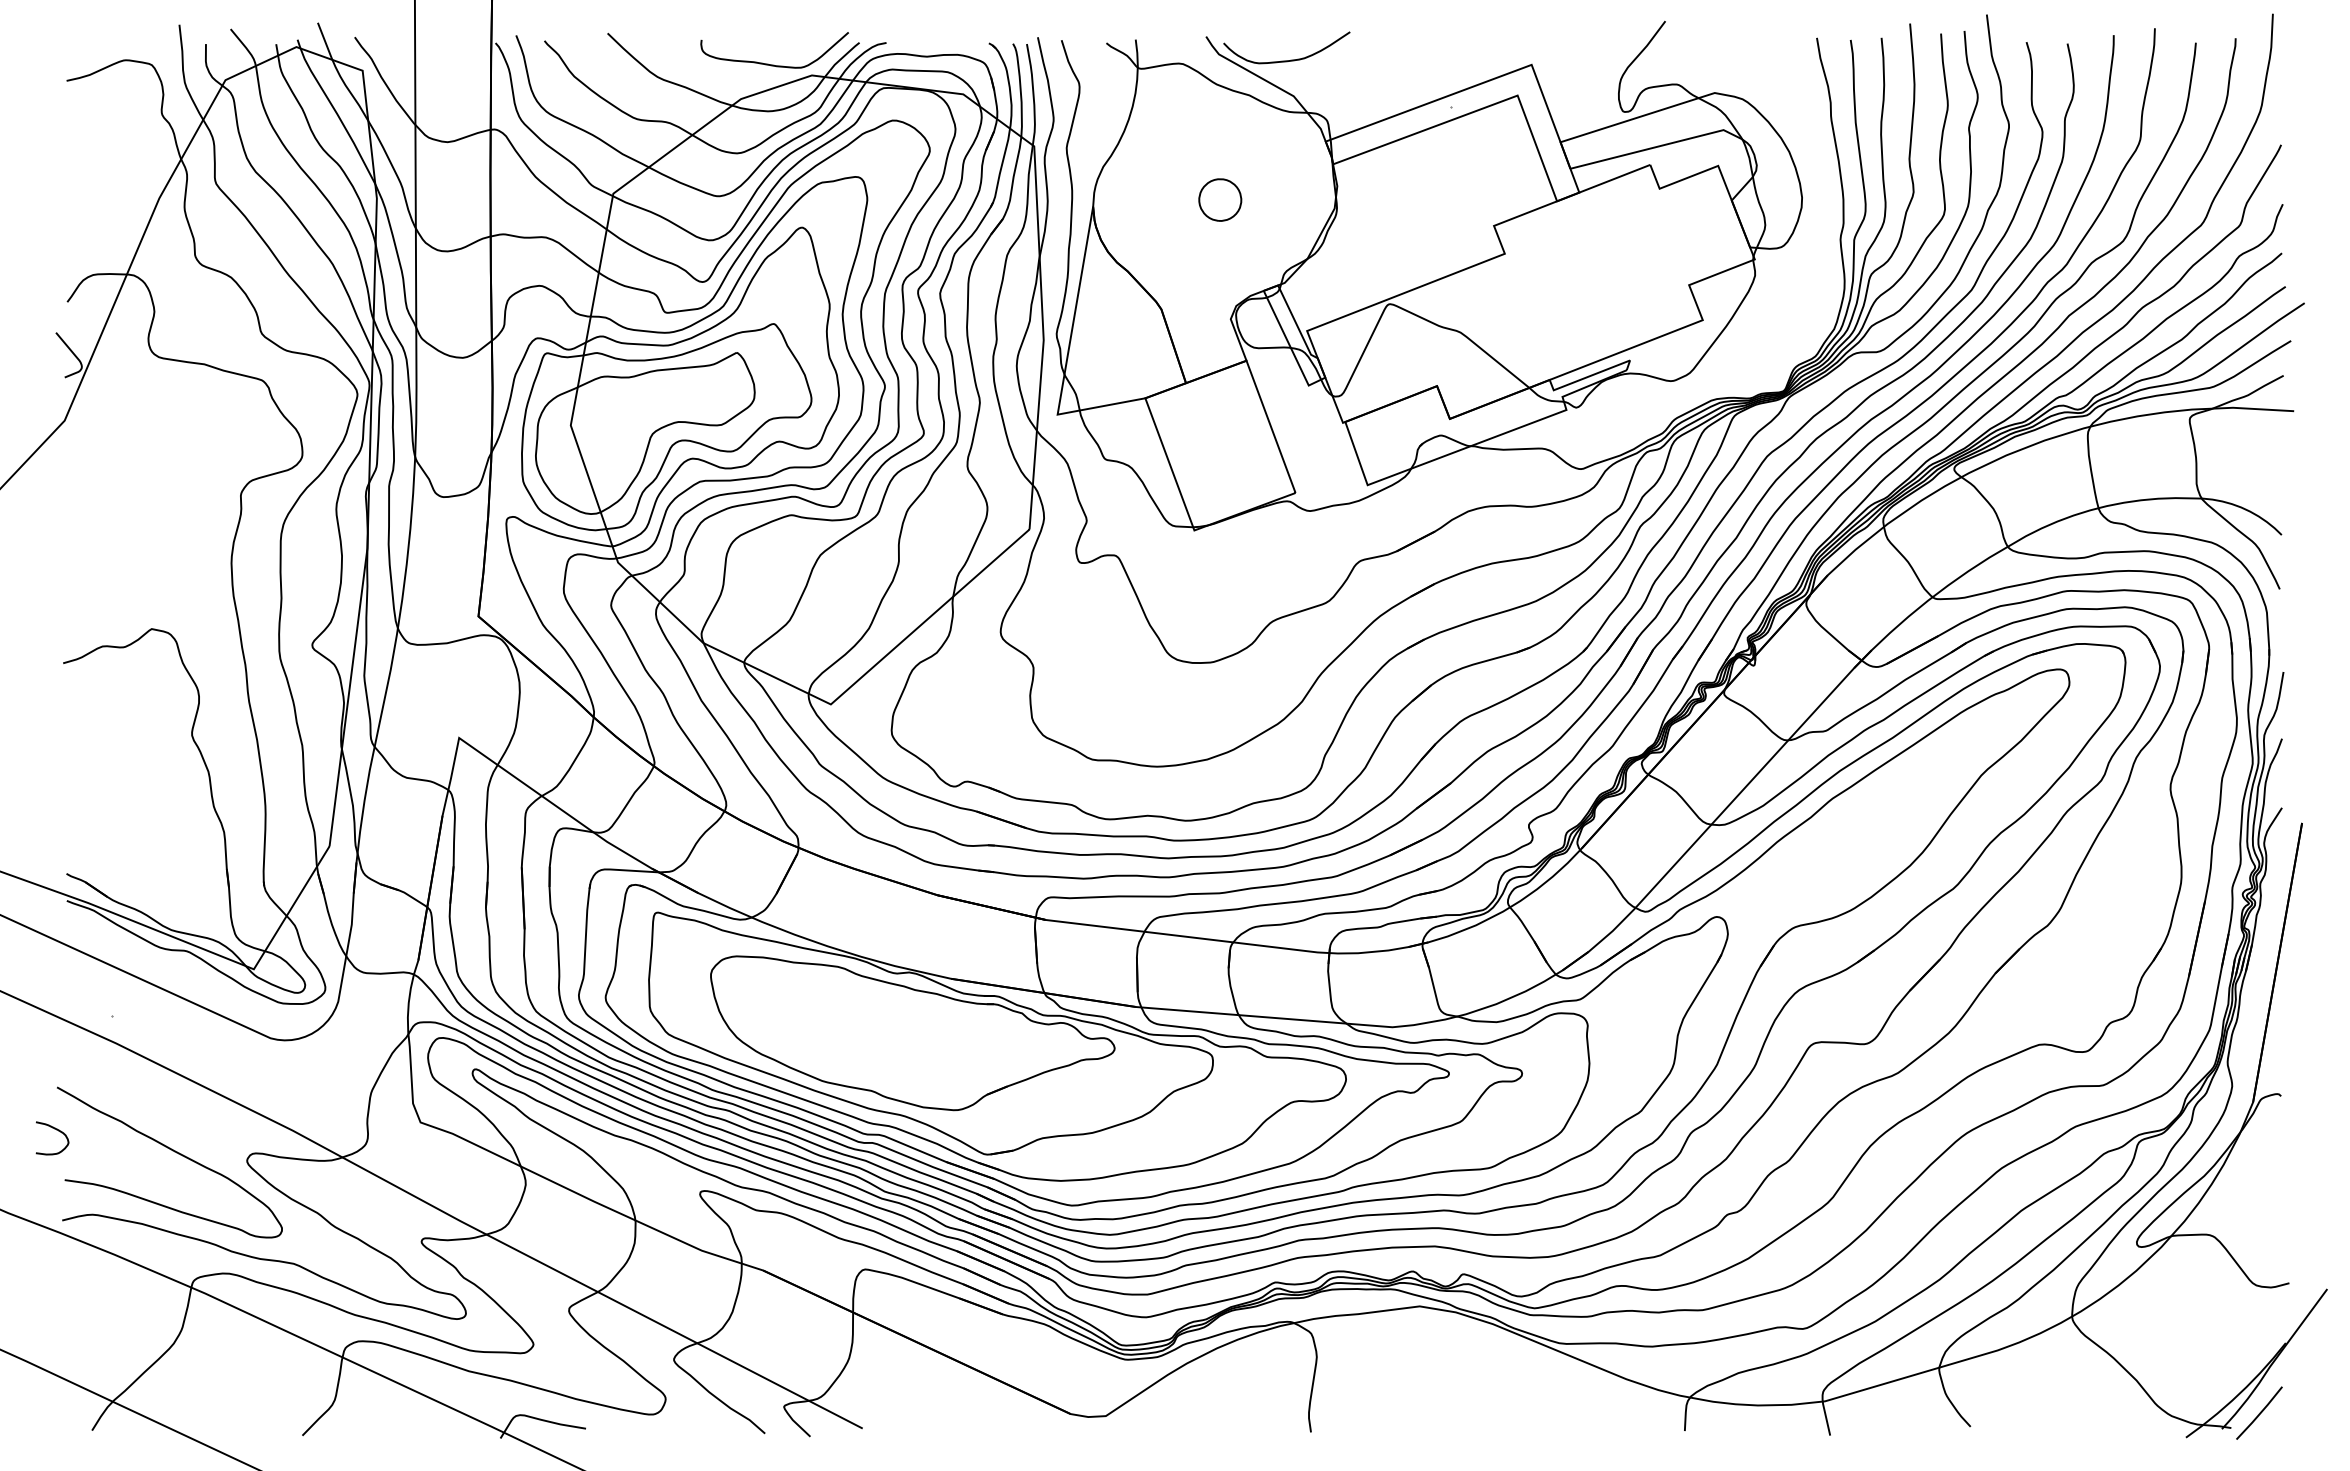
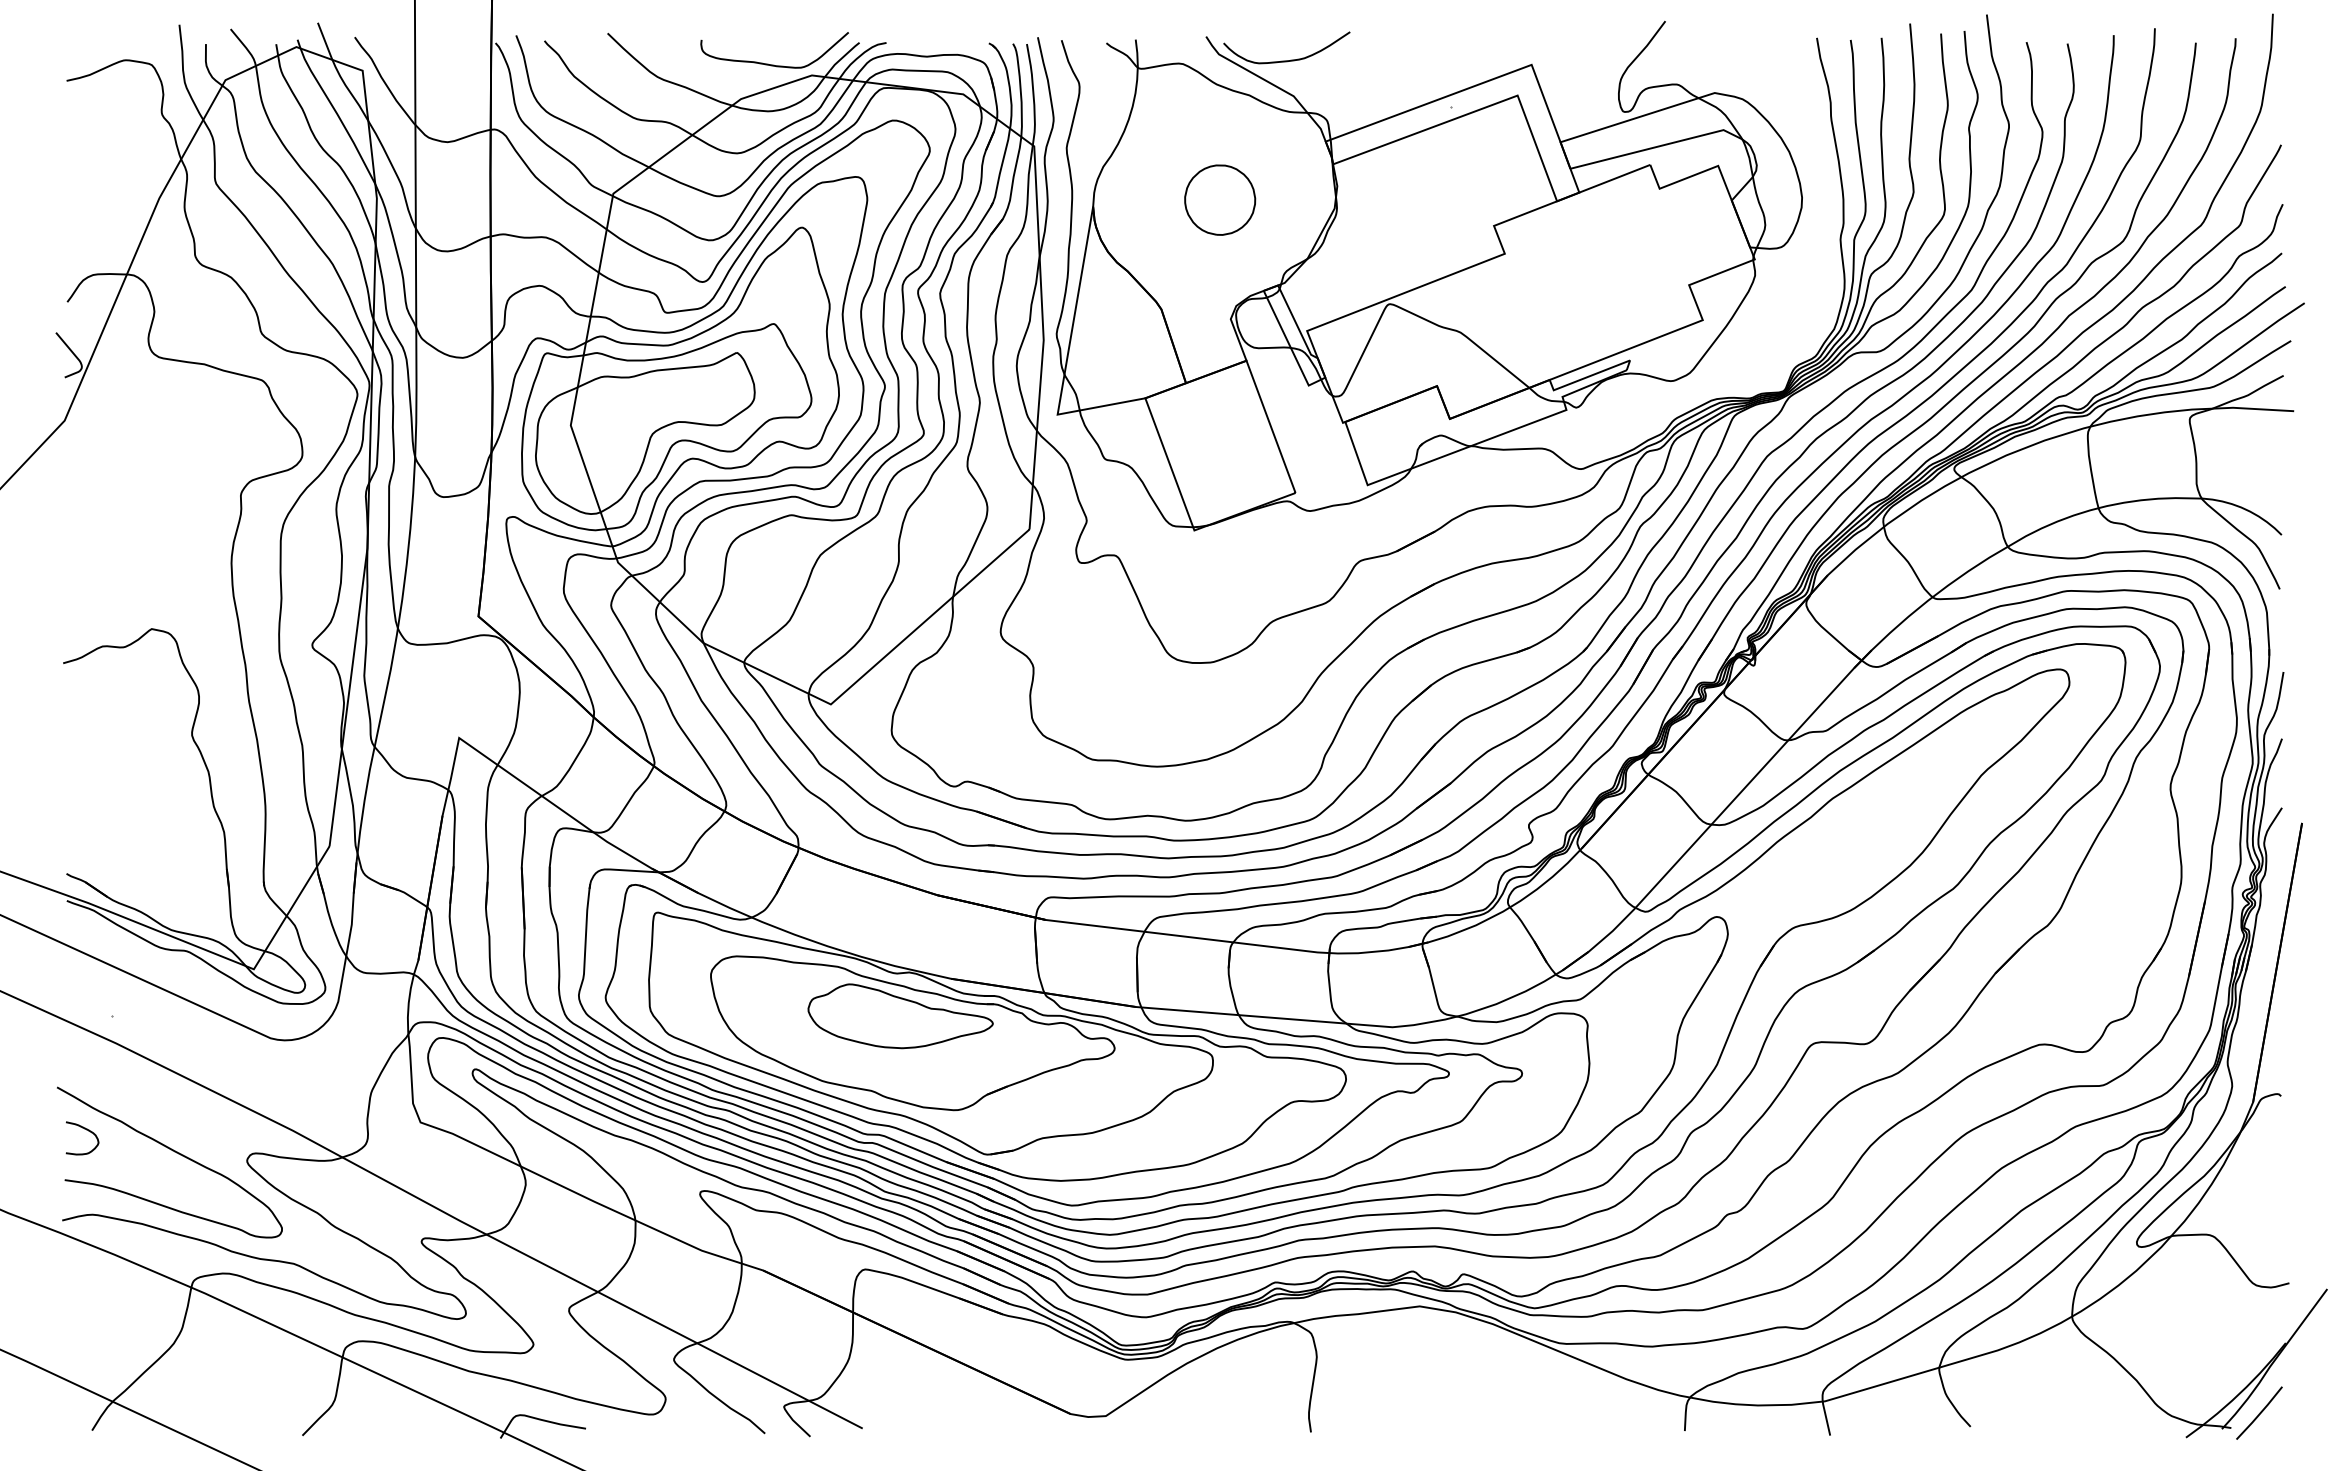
part size: 45x44 px -> 73x72 px (1220, 199)
part: none -> present (900, 1016)
curve position: (56, 1130) -> (86, 1130) (86, 1130)
